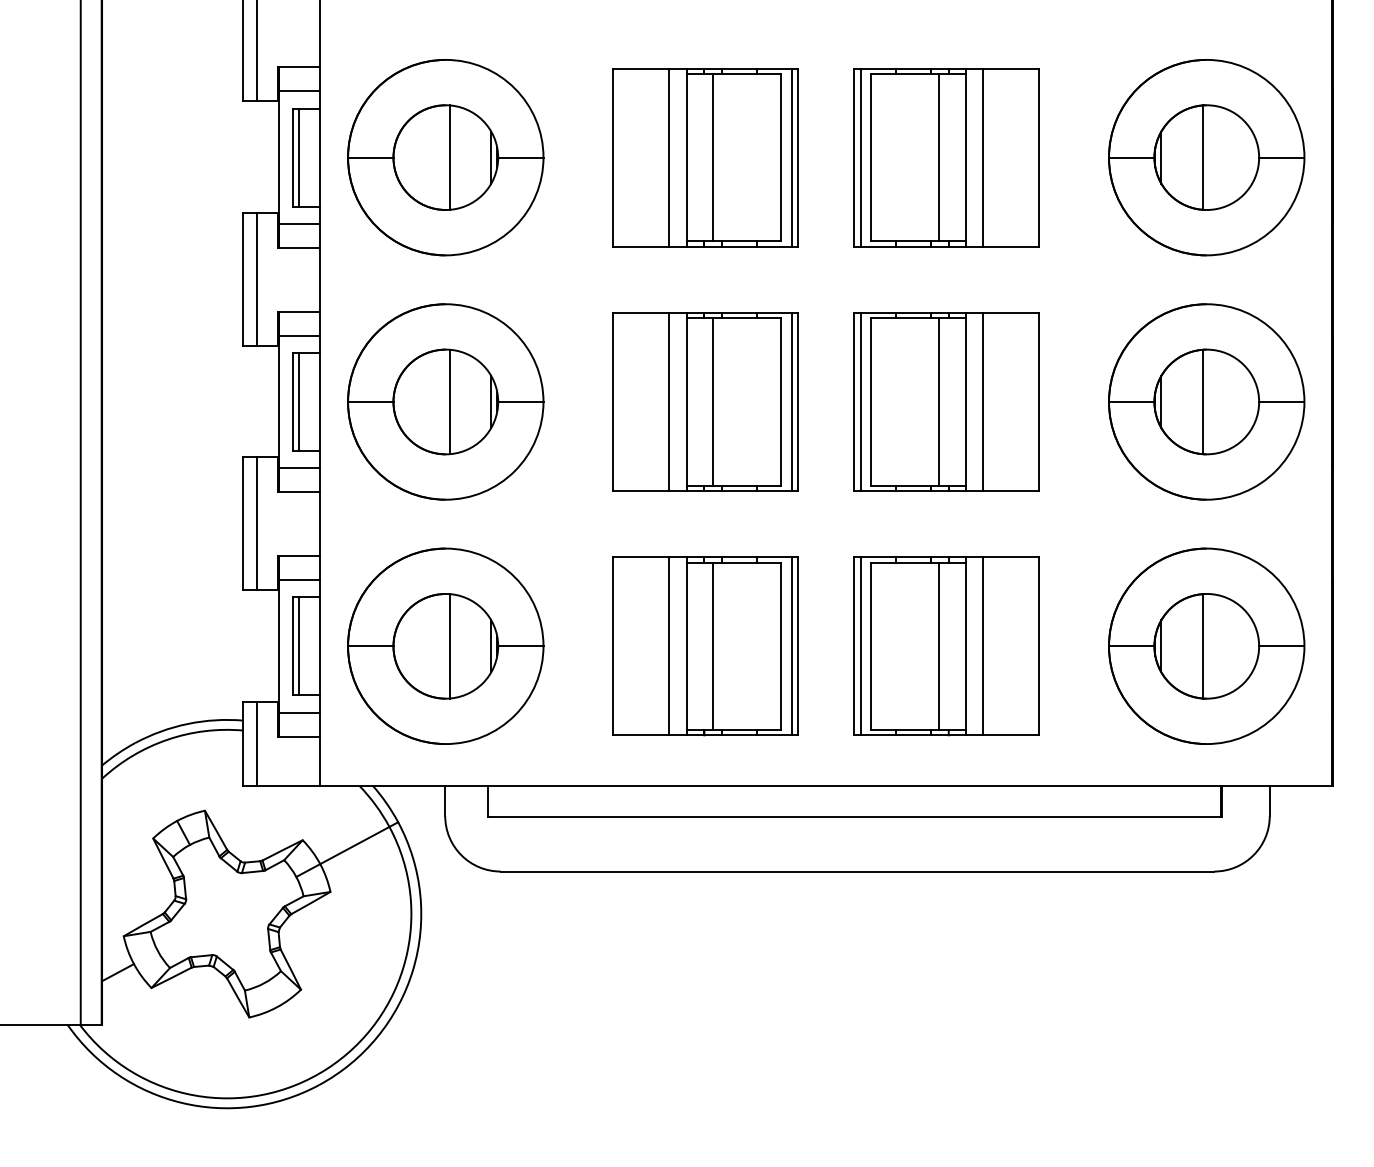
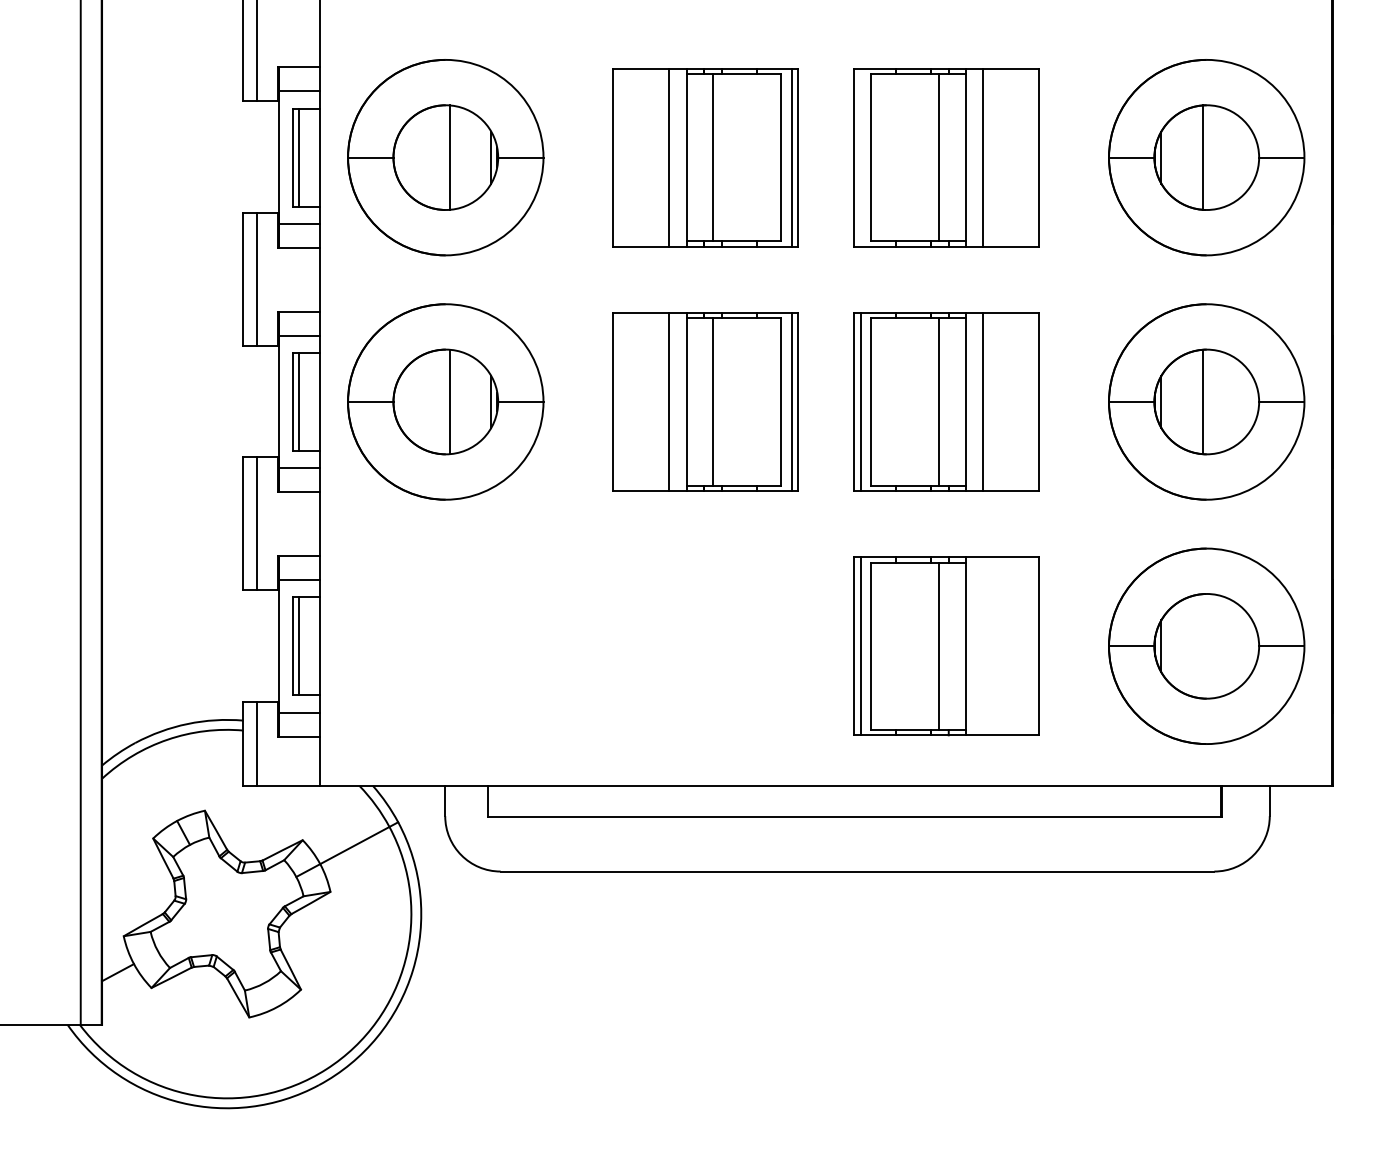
line: present -> none (861, 157)
part: present -> none (445, 645)
part: present -> none (705, 646)
line: present -> none (983, 646)
line: present -> none (1202, 646)
